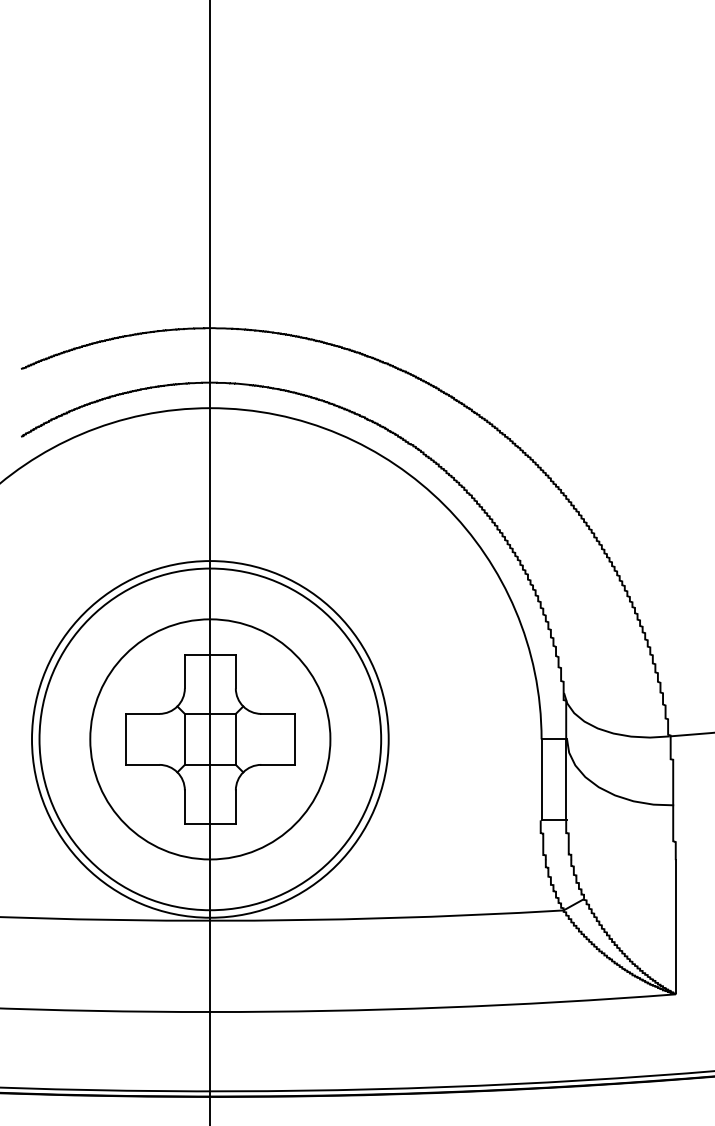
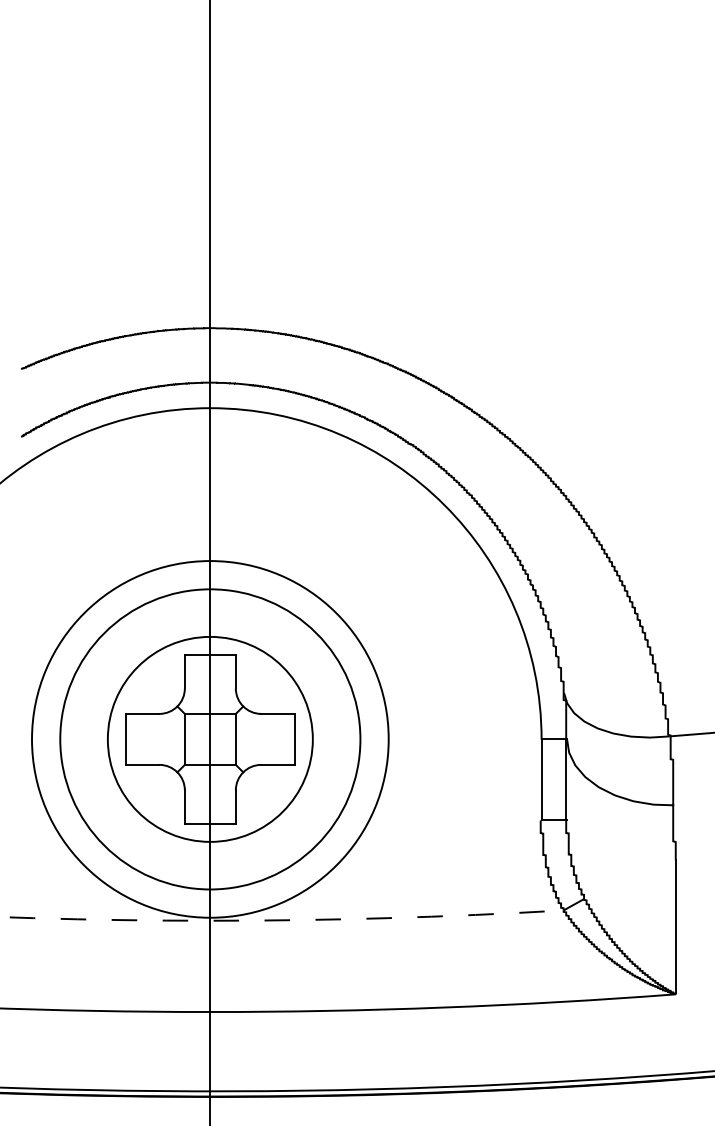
circle diameter: 240 px -> 300 px (210, 739)
circle diameter: 342 px -> 205 px (209, 738)
arc: solid -> dashed (282, 920)
